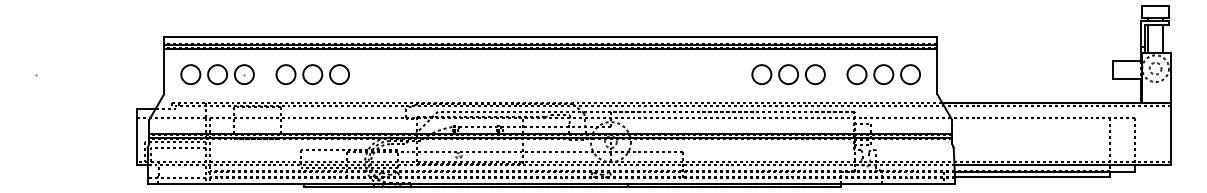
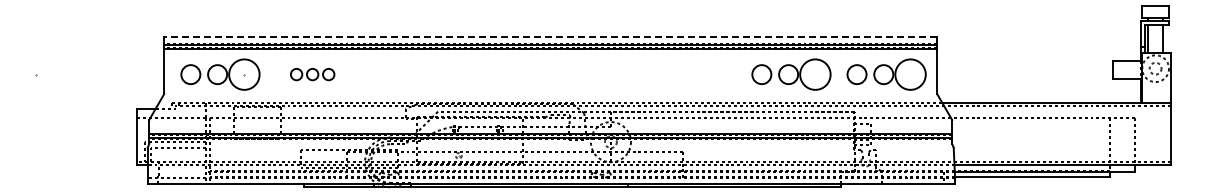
line: solid -> dashed (550, 37)
circle diameter: 19 px -> 30 px (244, 74)
part size: 75x21 px -> 46x14 px (312, 74)
circle diameter: 19 px -> 30 px (815, 74)
circle diameter: 19 px -> 30 px (910, 74)
